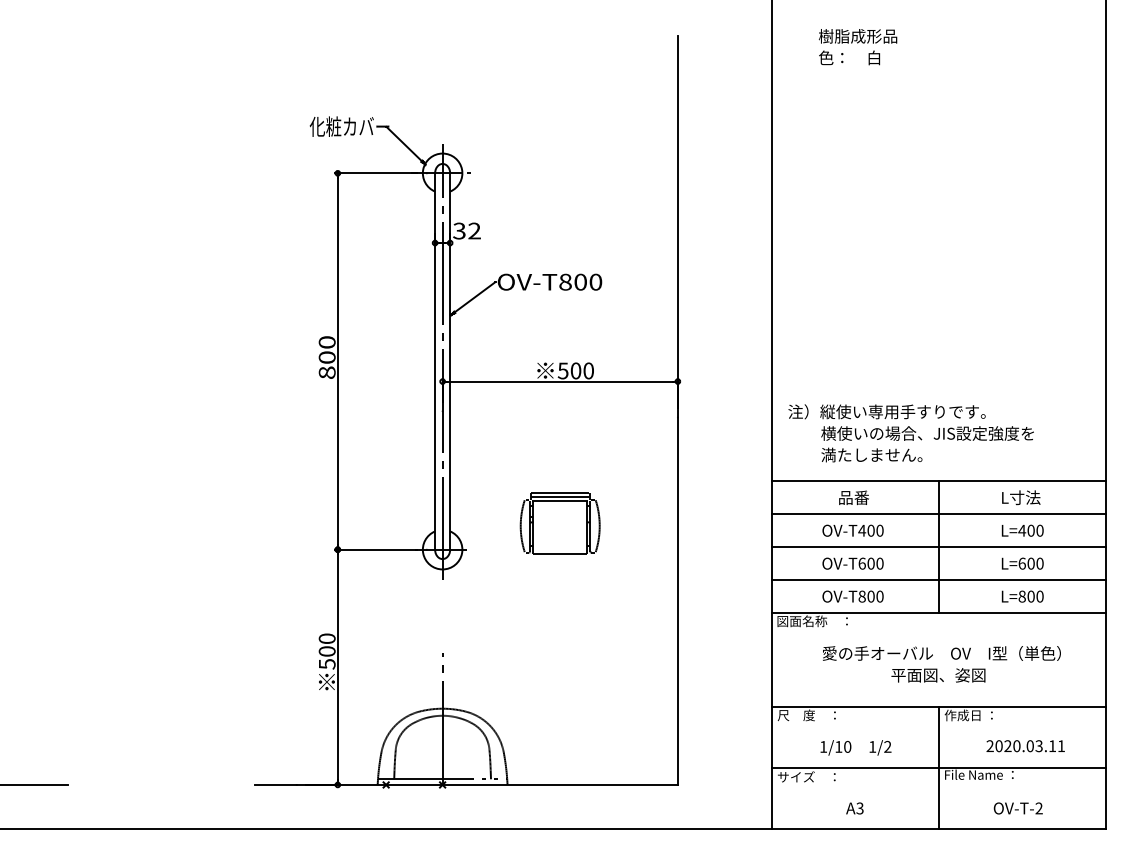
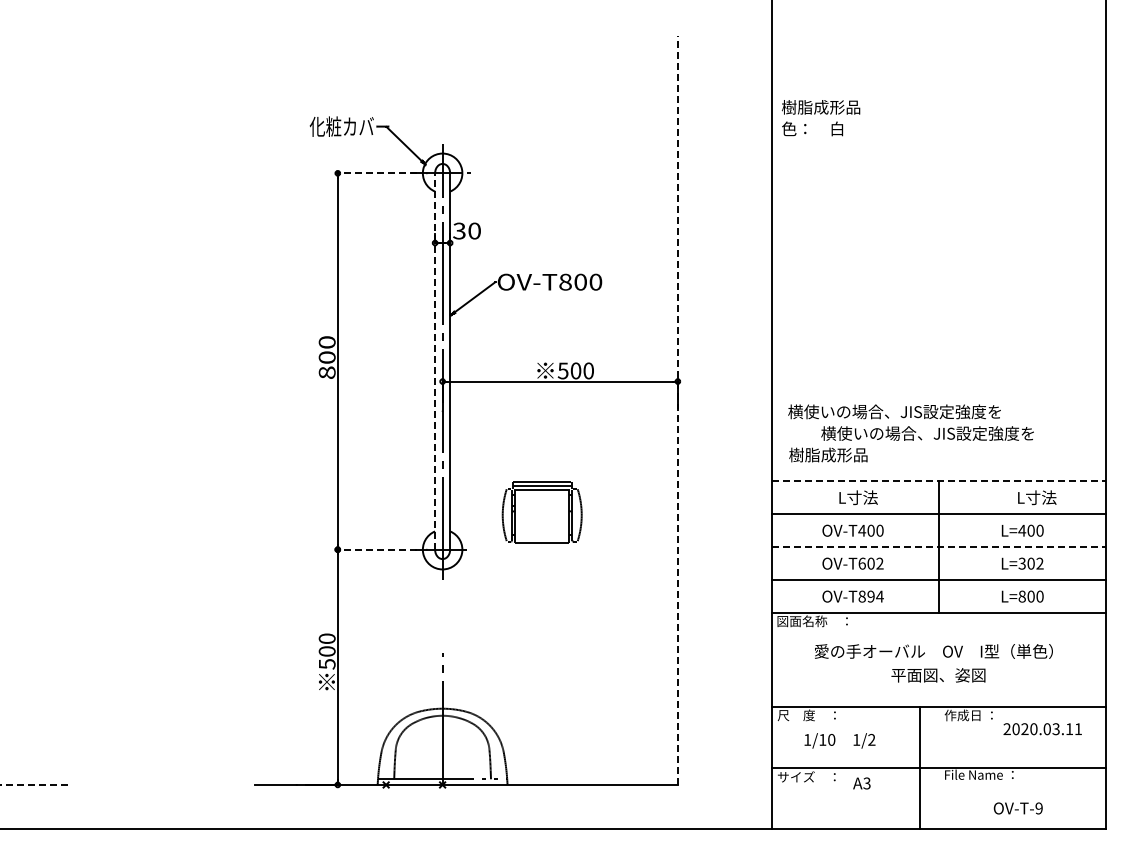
text position: (858, 47) -> (821, 118) (821, 118)
line: solid -> dashed (375, 173)
text: 32 -> 30 (474, 230)
line: solid -> dashed (435, 361)
line: solid -> dashed (677, 409)
text: 注）縦使い専用手すりです。 -> 横使いの場合、JIS設定強度を (894, 411)
text: 満たしません。 -> 樹脂成形品 (855, 454)
line: solid -> dashed (939, 481)
text: 品番 -> L寸法 (858, 497)
text position: (1021, 497) -> (1037, 497) (1037, 497)
part position: (559, 523) -> (541, 512) (541, 512)
line: solid -> dashed (939, 547)
line: solid -> dashed (375, 549)
text: OV-T600 -> OV-T602 (879, 563)
text: L=600 -> L=302 (1030, 563)
text: OV-T800 -> OV-T894 (875, 596)
text position: (941, 653) -> (933, 651) (933, 651)
text position: (1025, 746) -> (1042, 729) (1042, 729)
text position: (855, 747) -> (839, 740) (839, 740)
line position: (938, 768) -> (919, 768) (919, 768)
line: solid -> dashed (34, 784)
text position: (854, 808) -> (861, 783) (861, 783)
text: OV-T-2 -> OV-T-9 (1038, 808)
